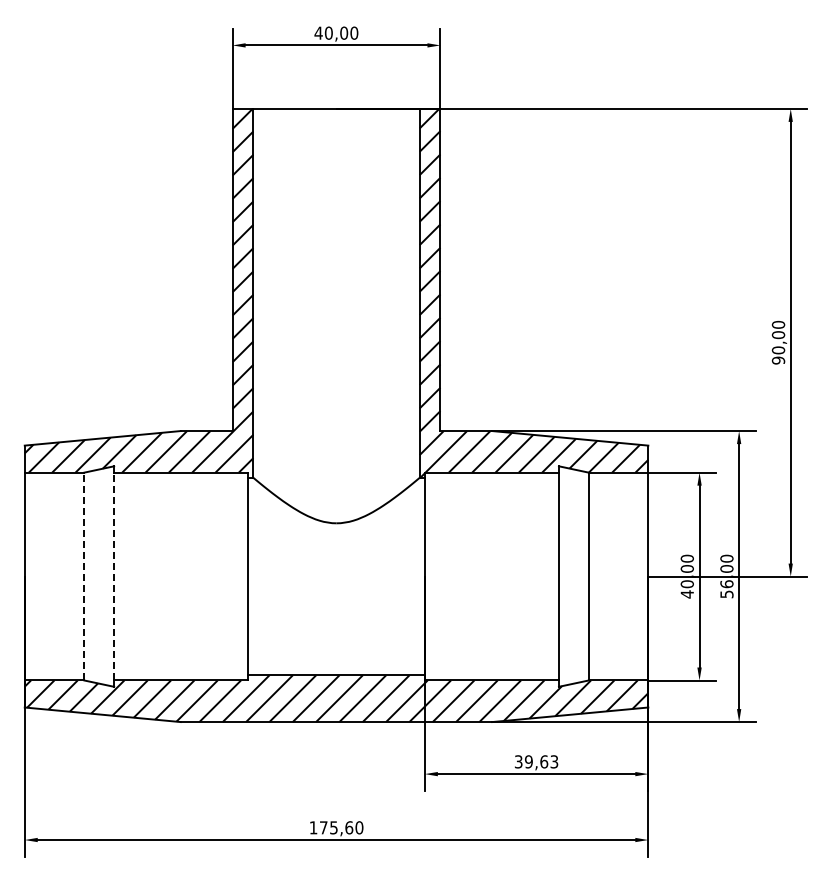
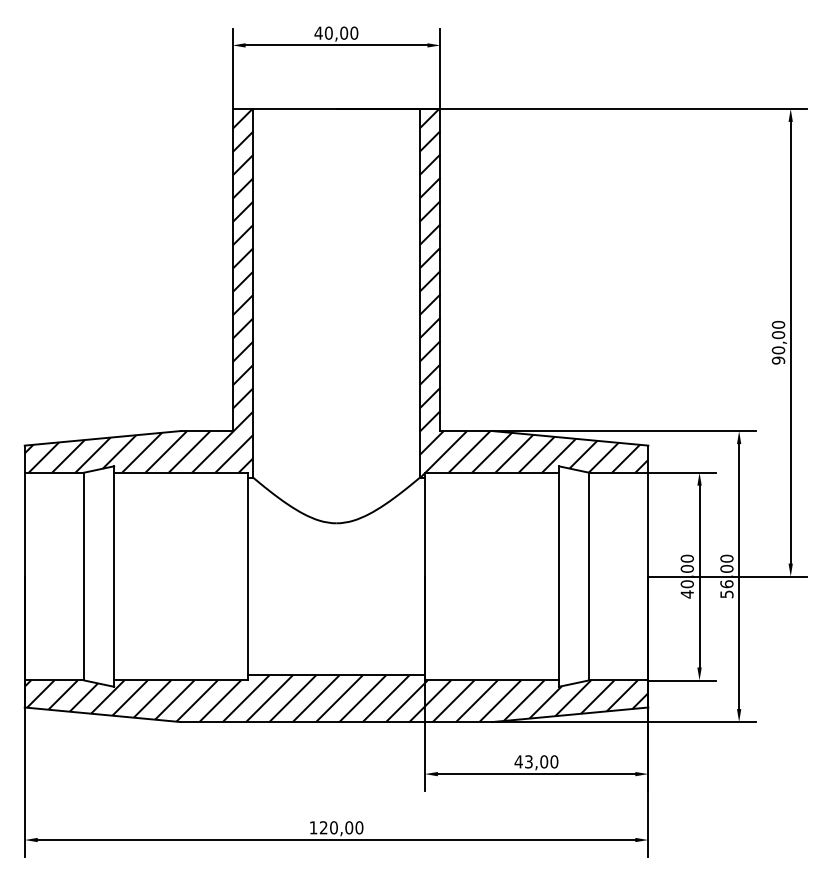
line: dashed -> solid (84, 576)
line: dashed -> solid (114, 576)
text: 39,63 -> 43,00 (536, 761)
text: 175,60 -> 120,00 (336, 827)
